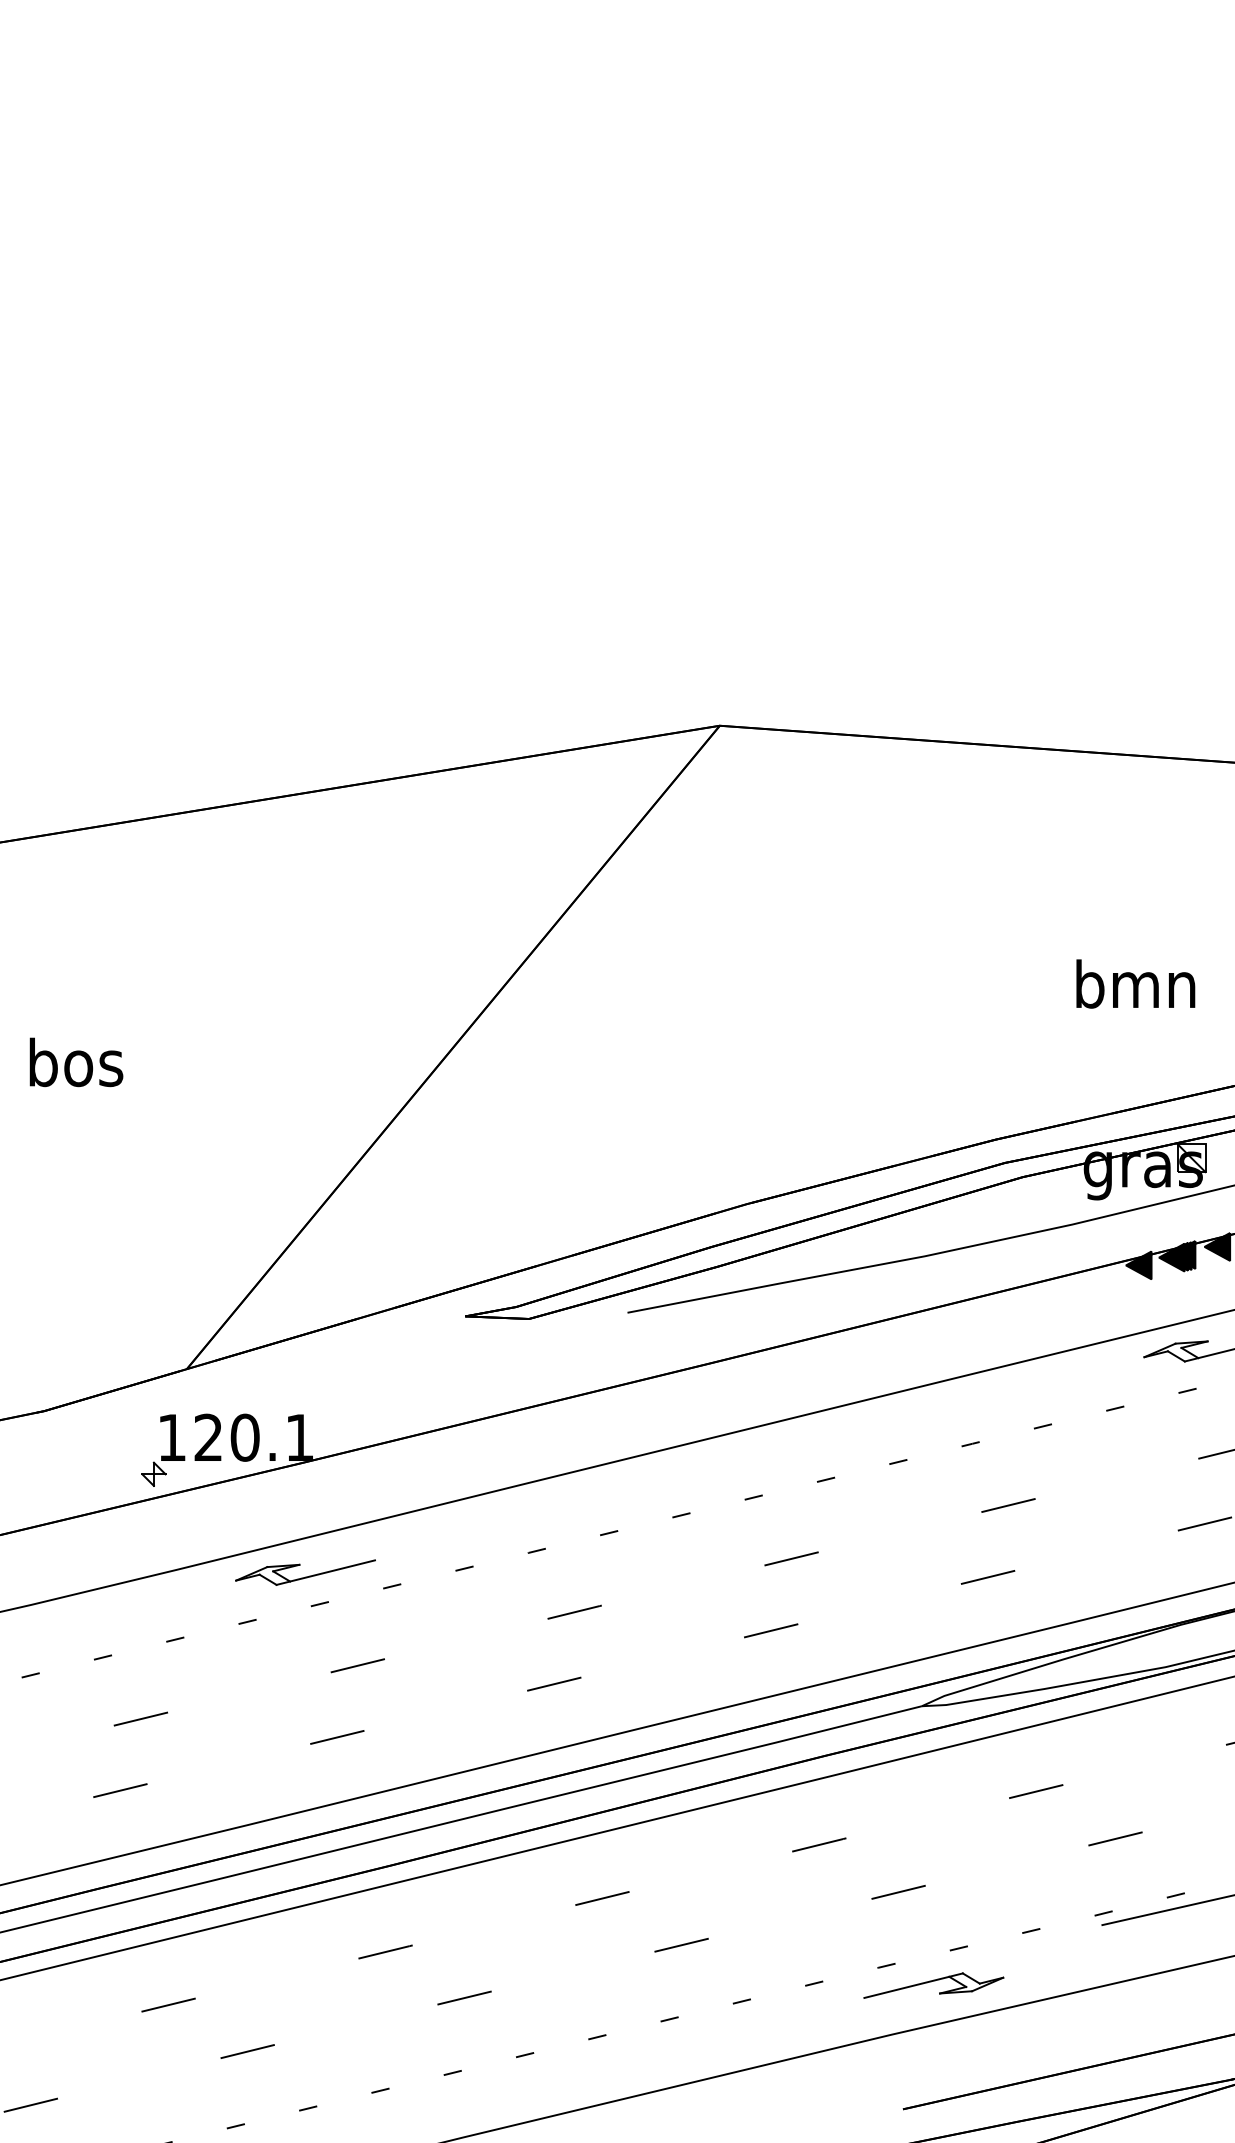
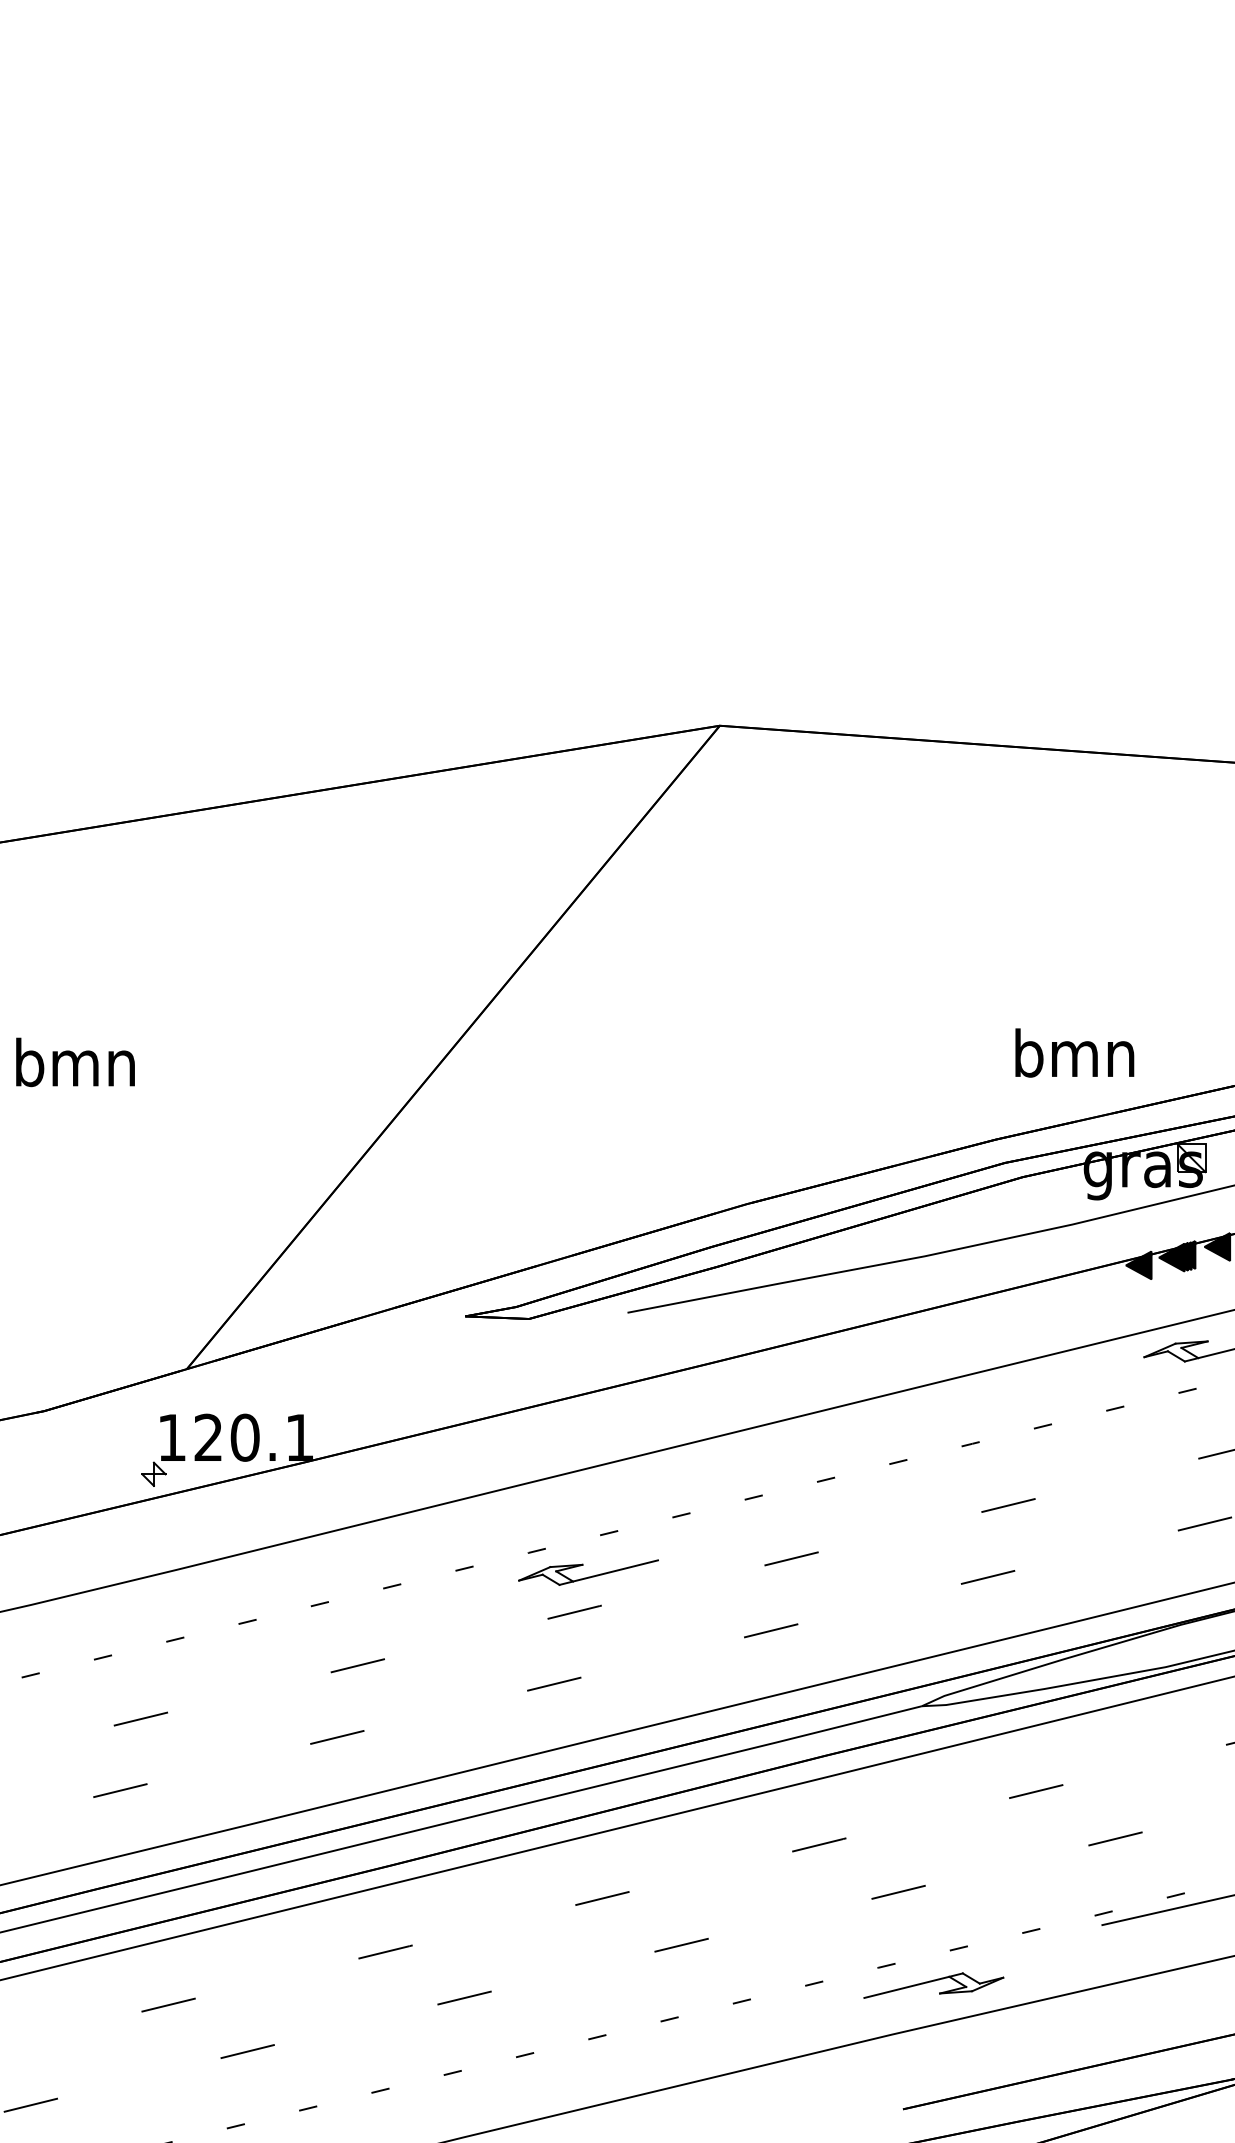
text position: (1135, 983) -> (1074, 1052) (1074, 1052)
text: bos -> bmn (75, 1062)
part position: (305, 1572) -> (588, 1572) (588, 1572)
